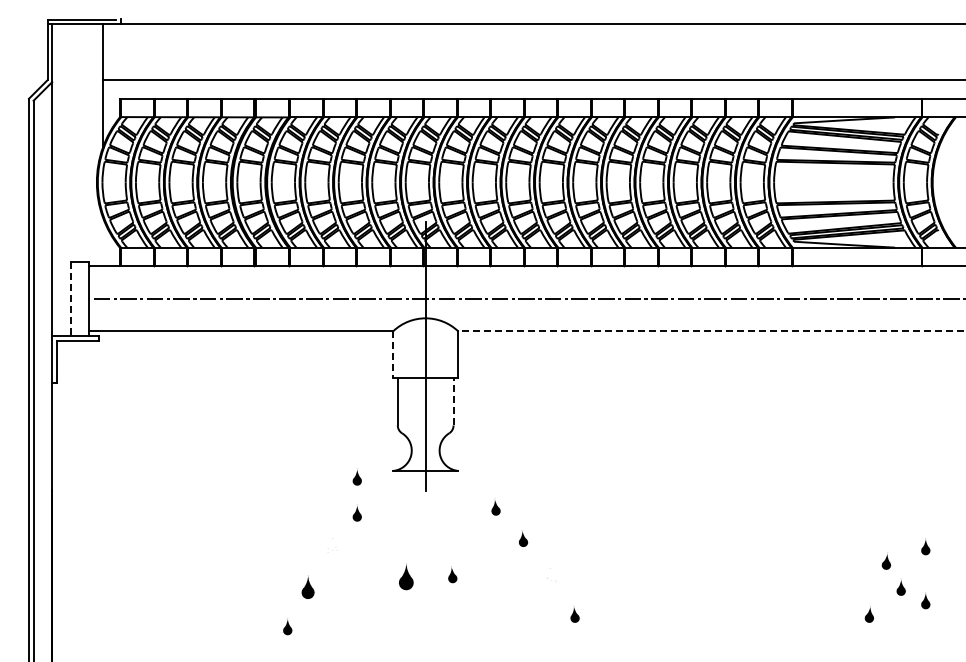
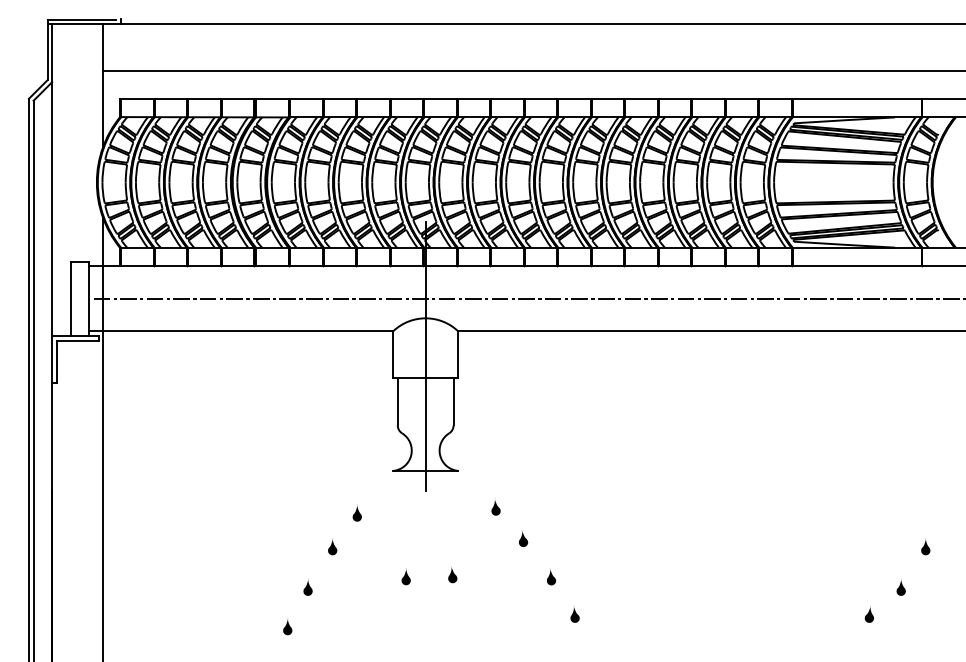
line position: (532, 79) -> (532, 70) (532, 70)
line: dashed -> solid (70, 299)
line: dashed -> solid (711, 331)
line: dashed -> solid (393, 355)
line: dashed -> solid (453, 401)
line: none -> present (103, 438)
part: present -> none (356, 477)
fill: none -> present (332, 546)
part: present -> none (886, 561)
part size: 15x28 px -> 10x18 px (405, 576)
fill: none -> present (551, 576)
part size: 14x24 px -> 10x16 px (307, 587)
part: present -> none (925, 600)
